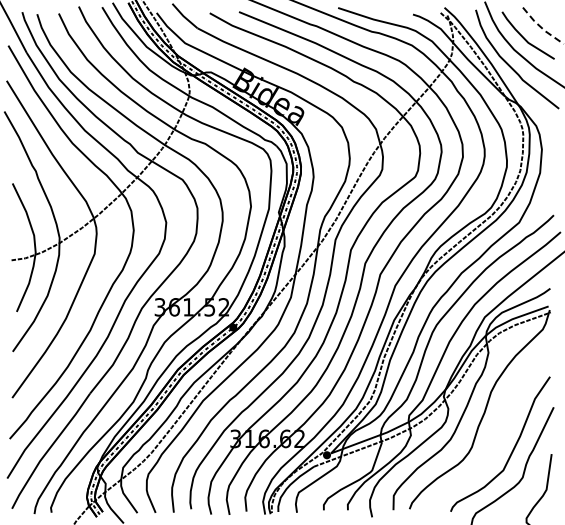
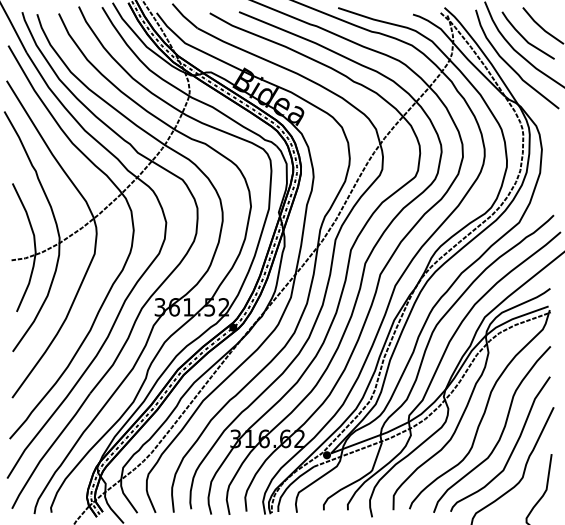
line: dashed -> solid (541, 27)
curve: none -> present (501, 431)
